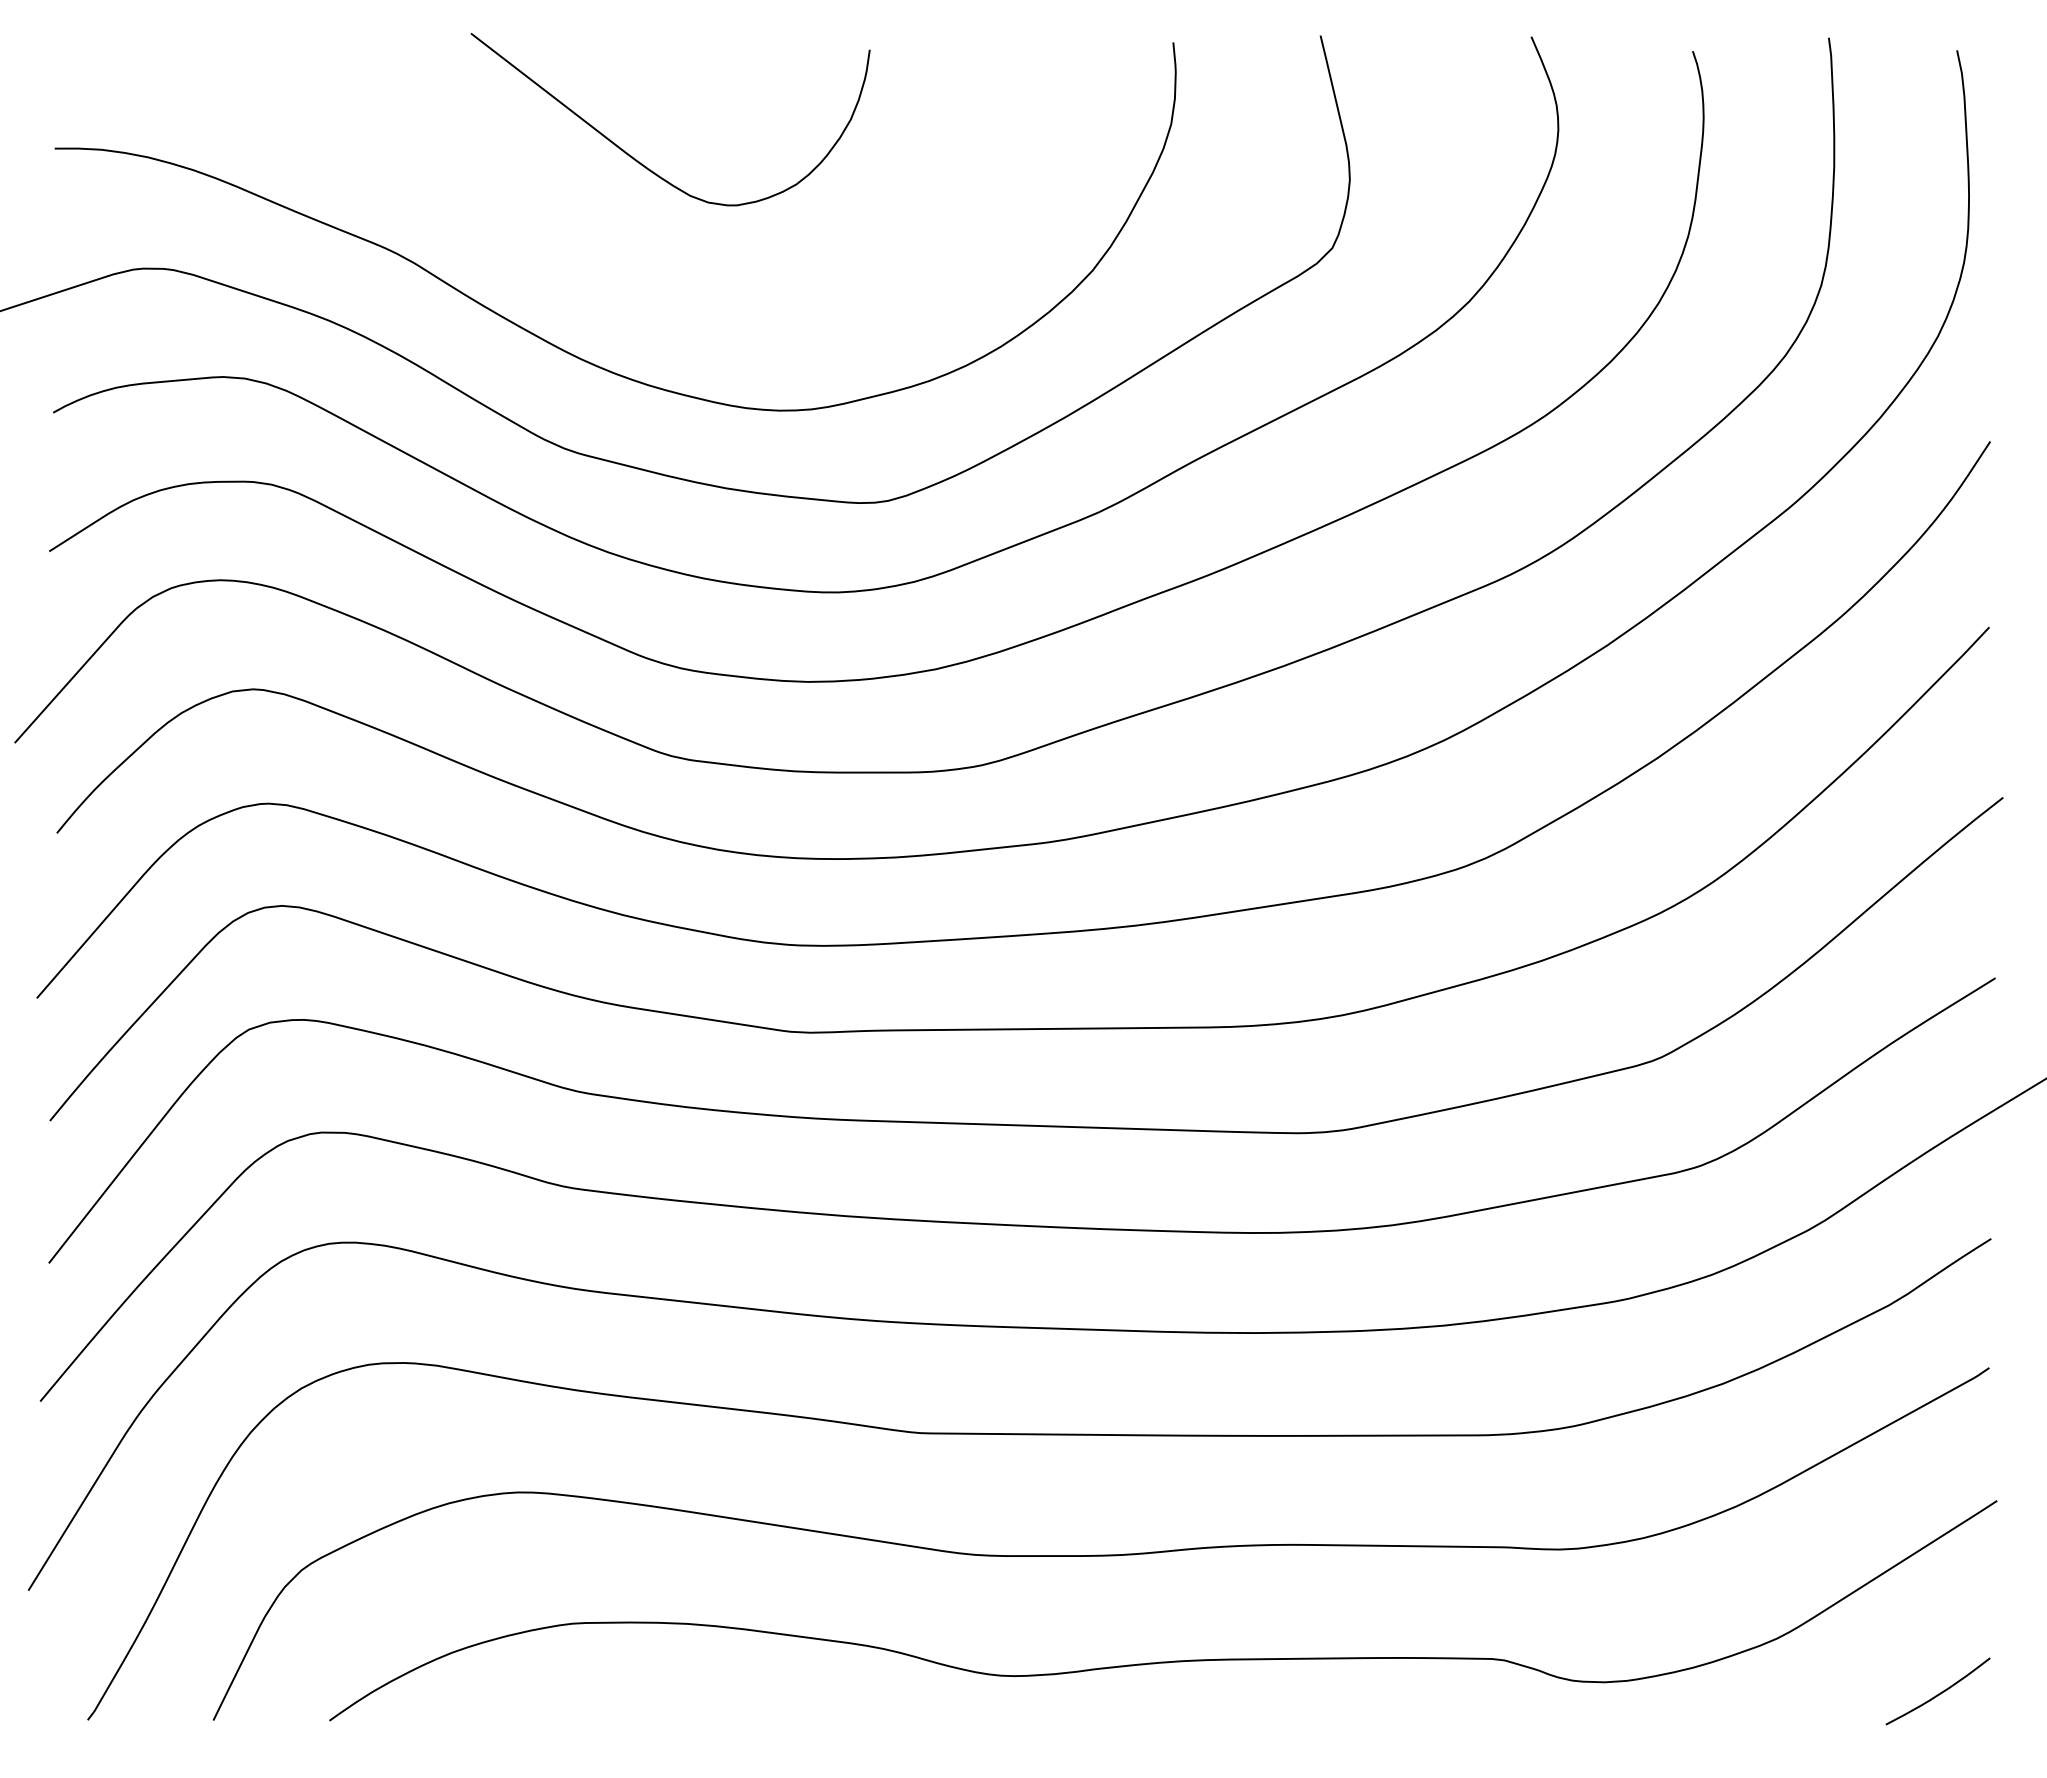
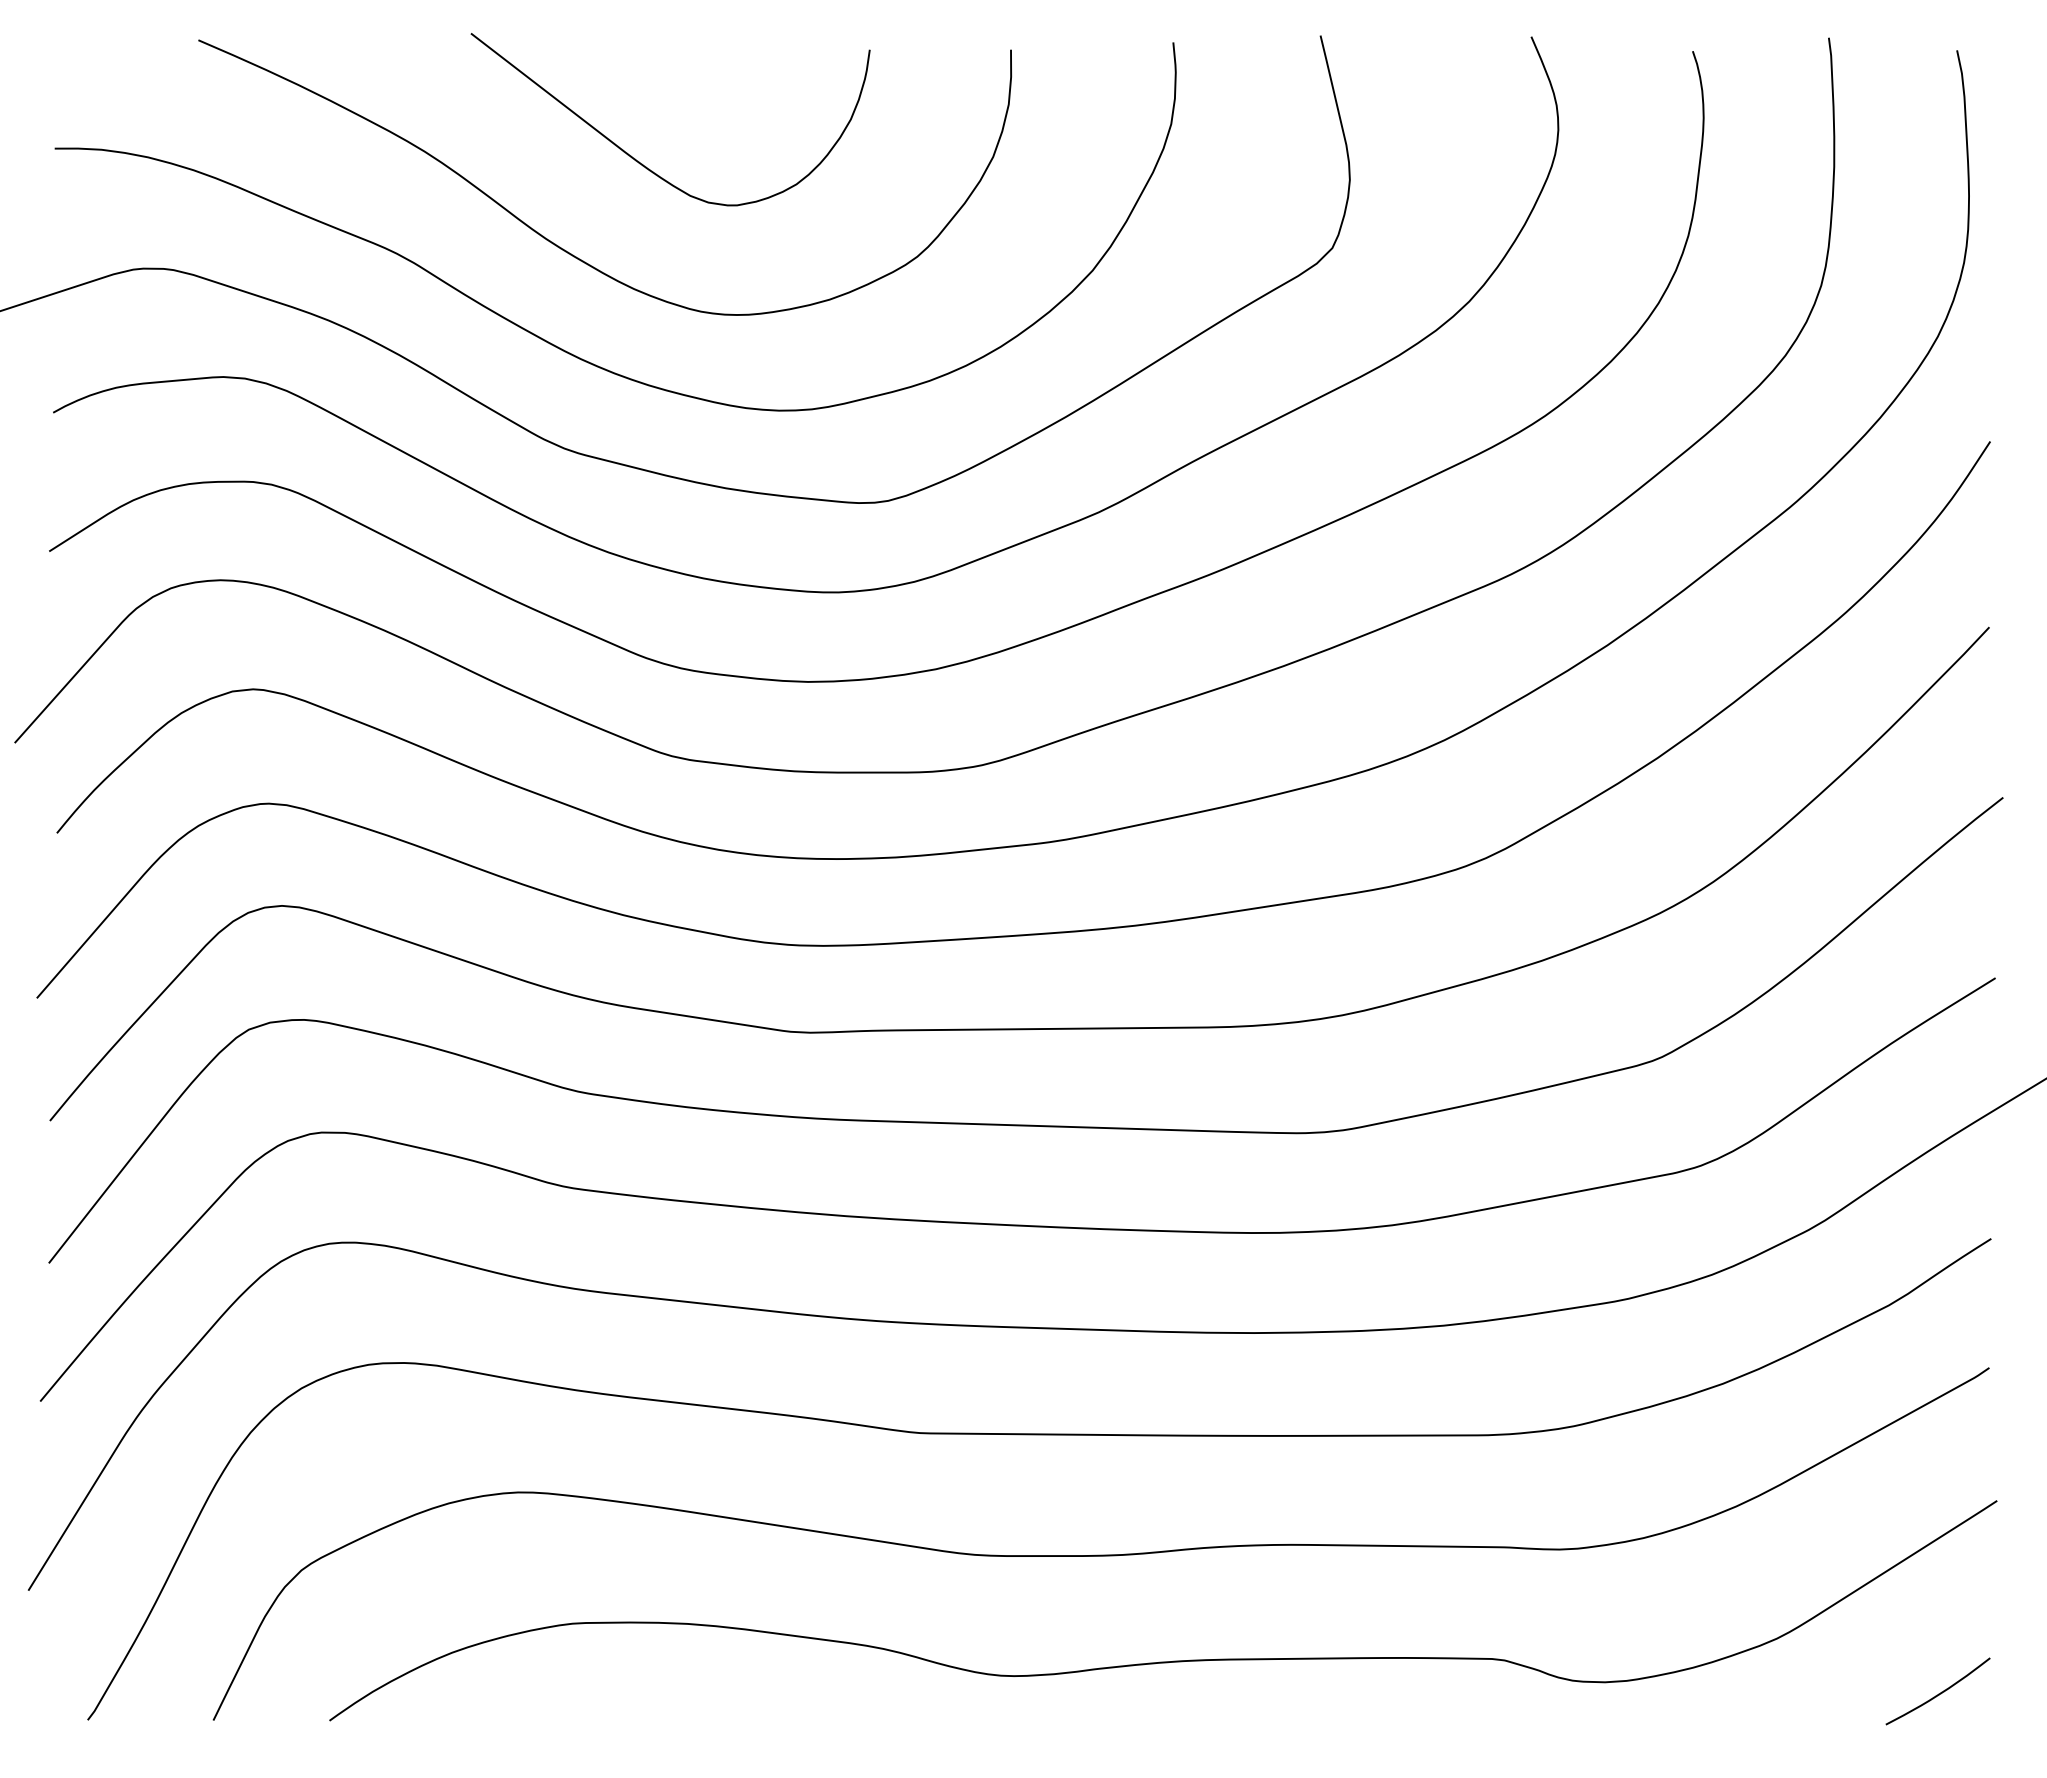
curve: none -> present (563, 248)
